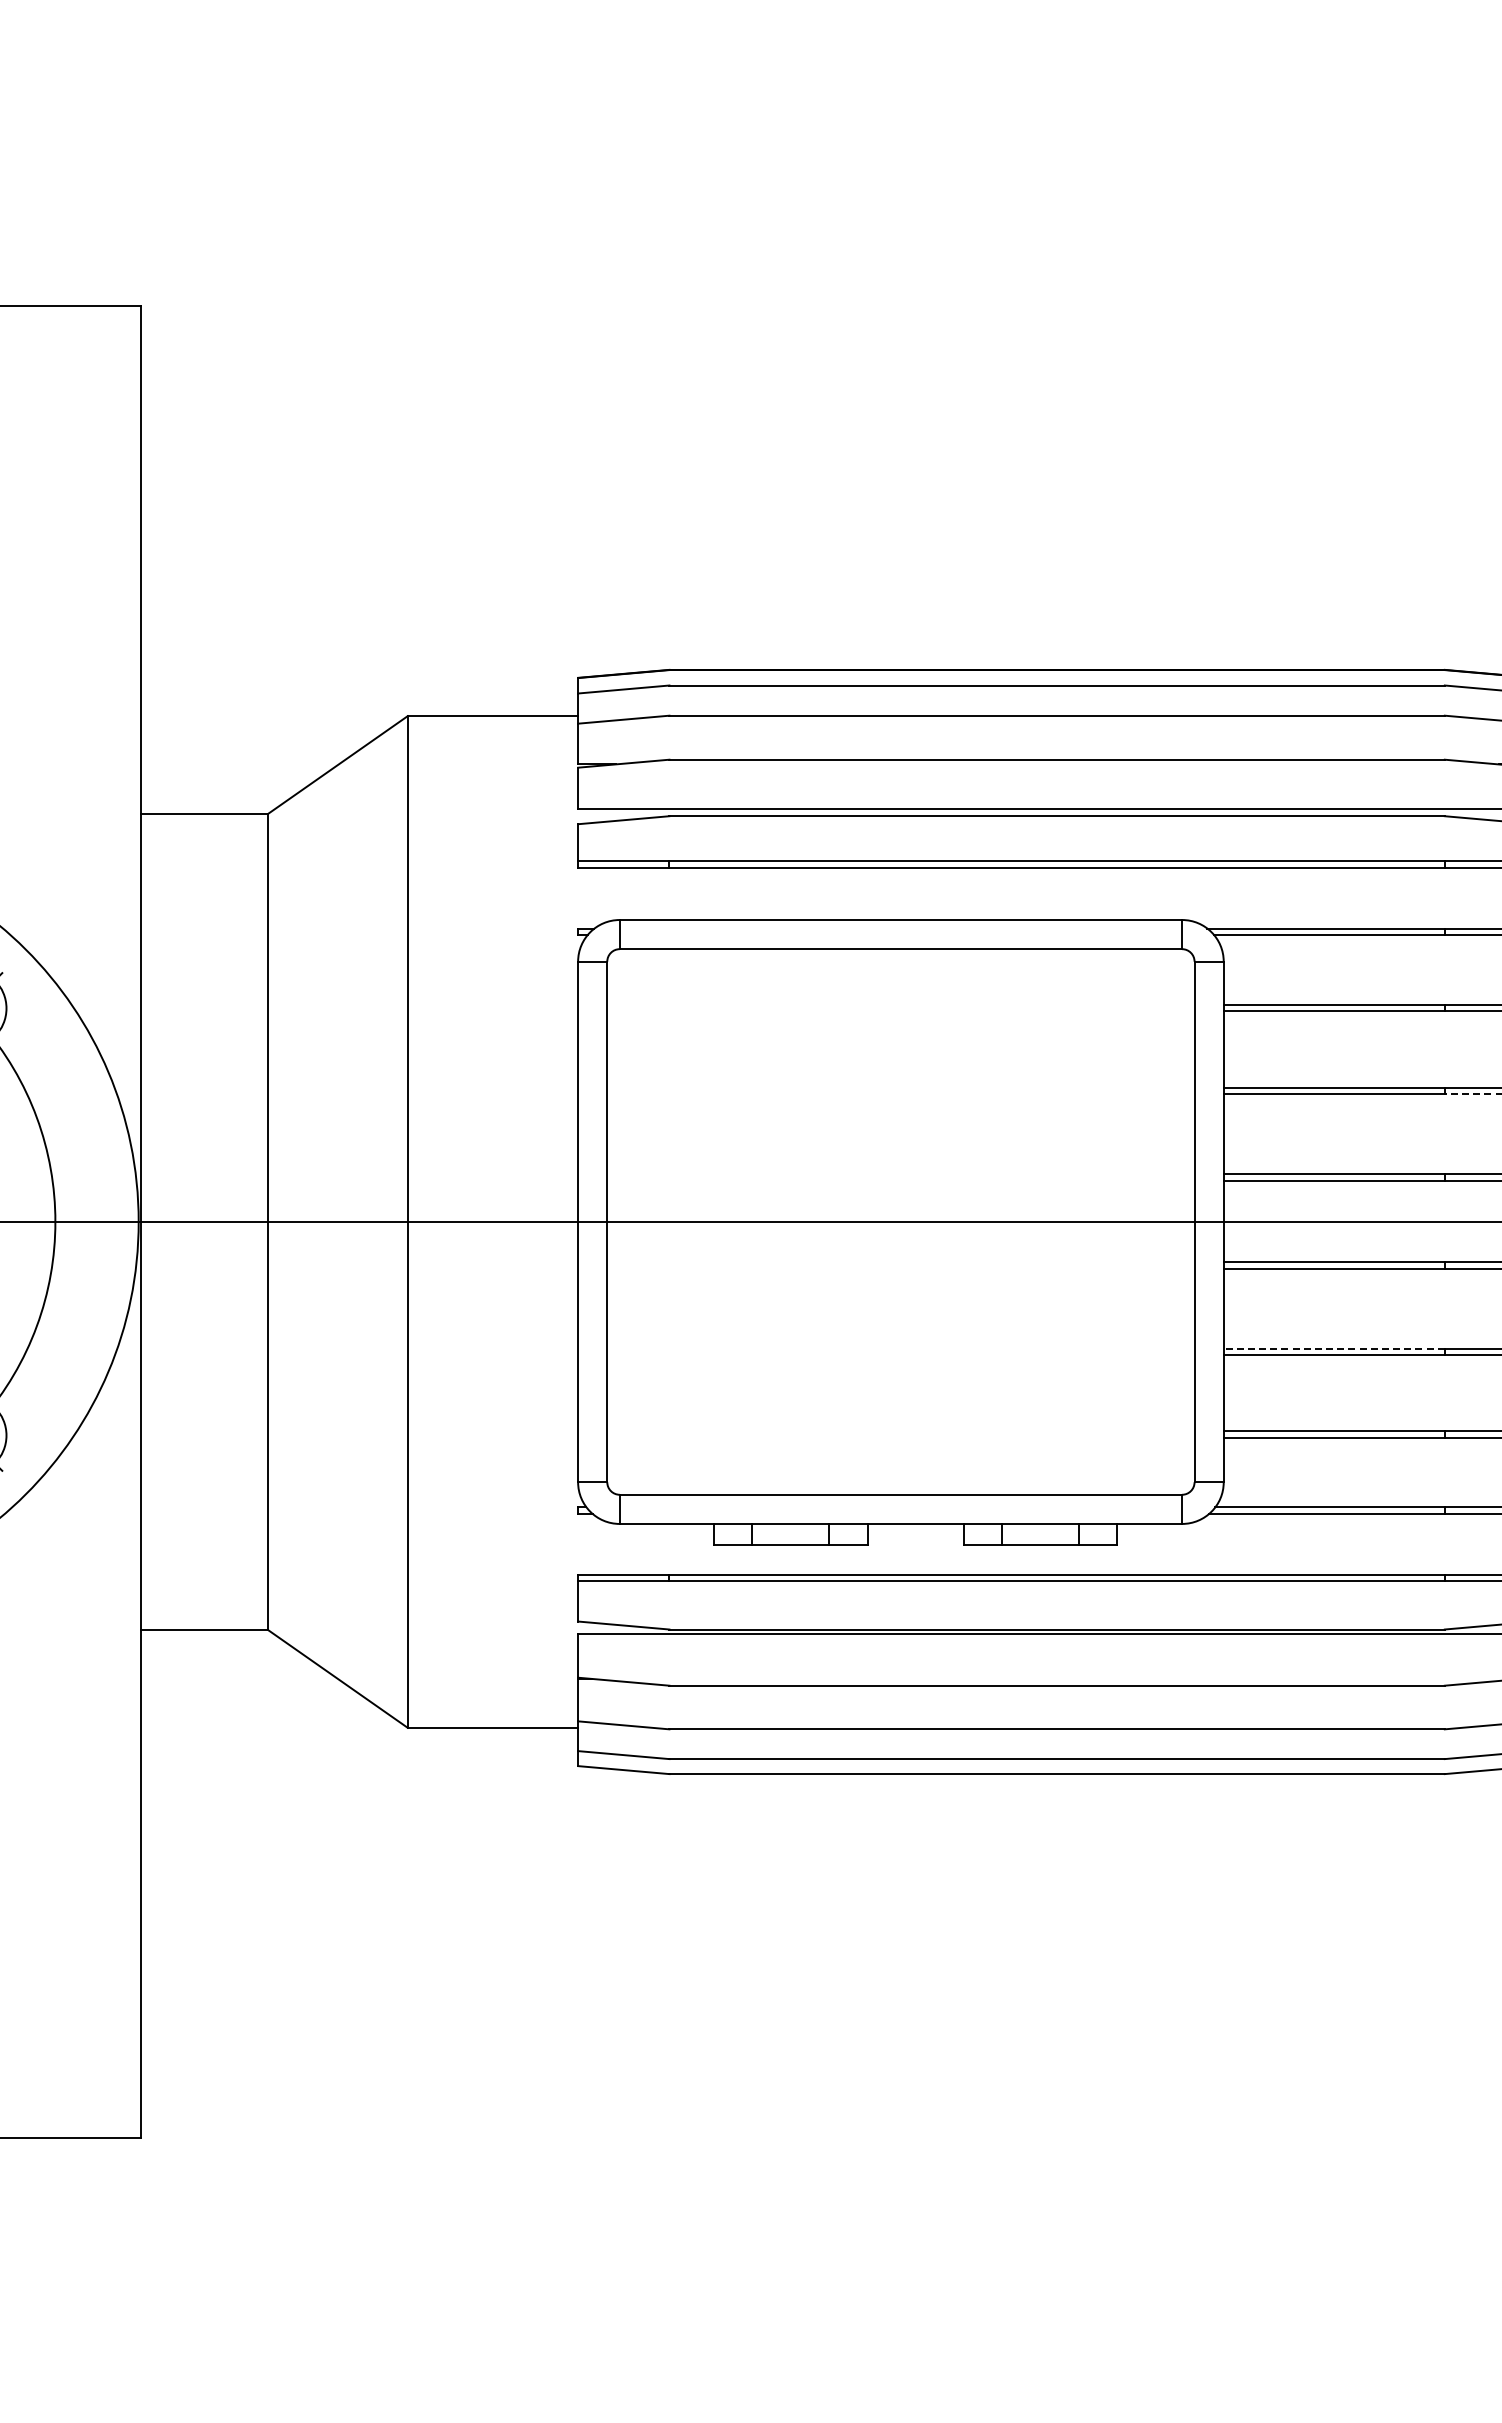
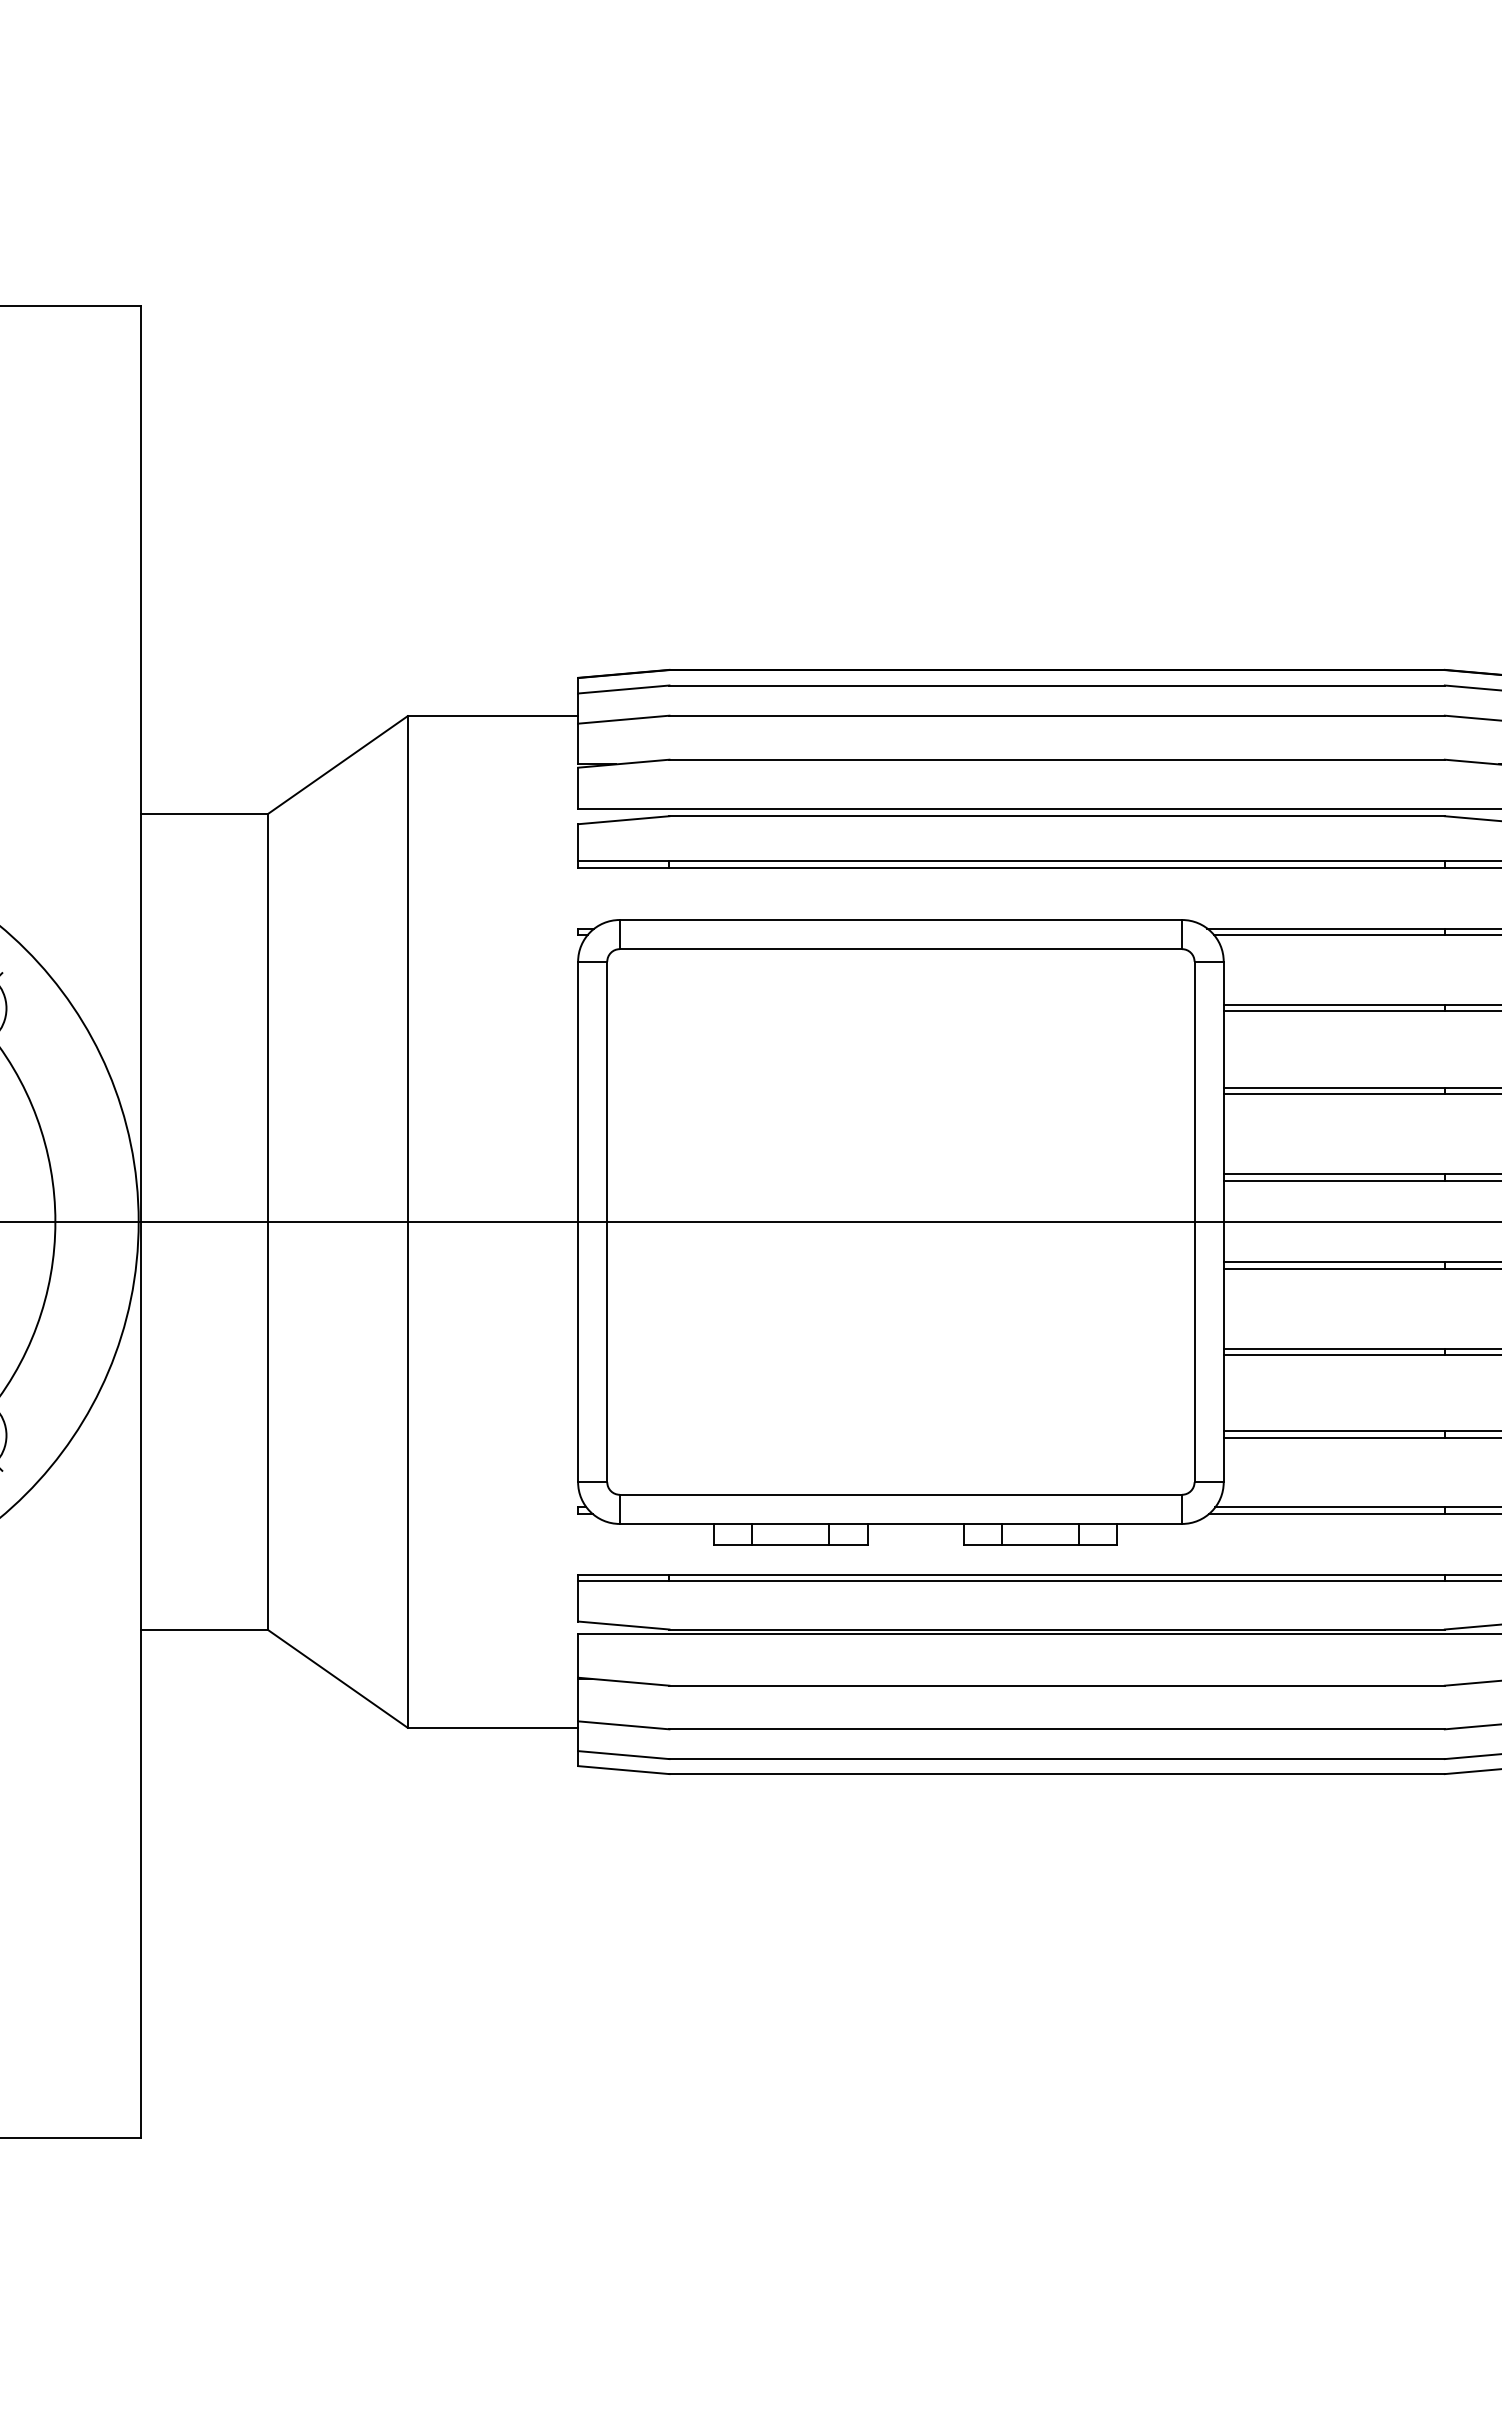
line: dashed -> solid (1472, 1094)
line: dashed -> solid (1334, 1348)
